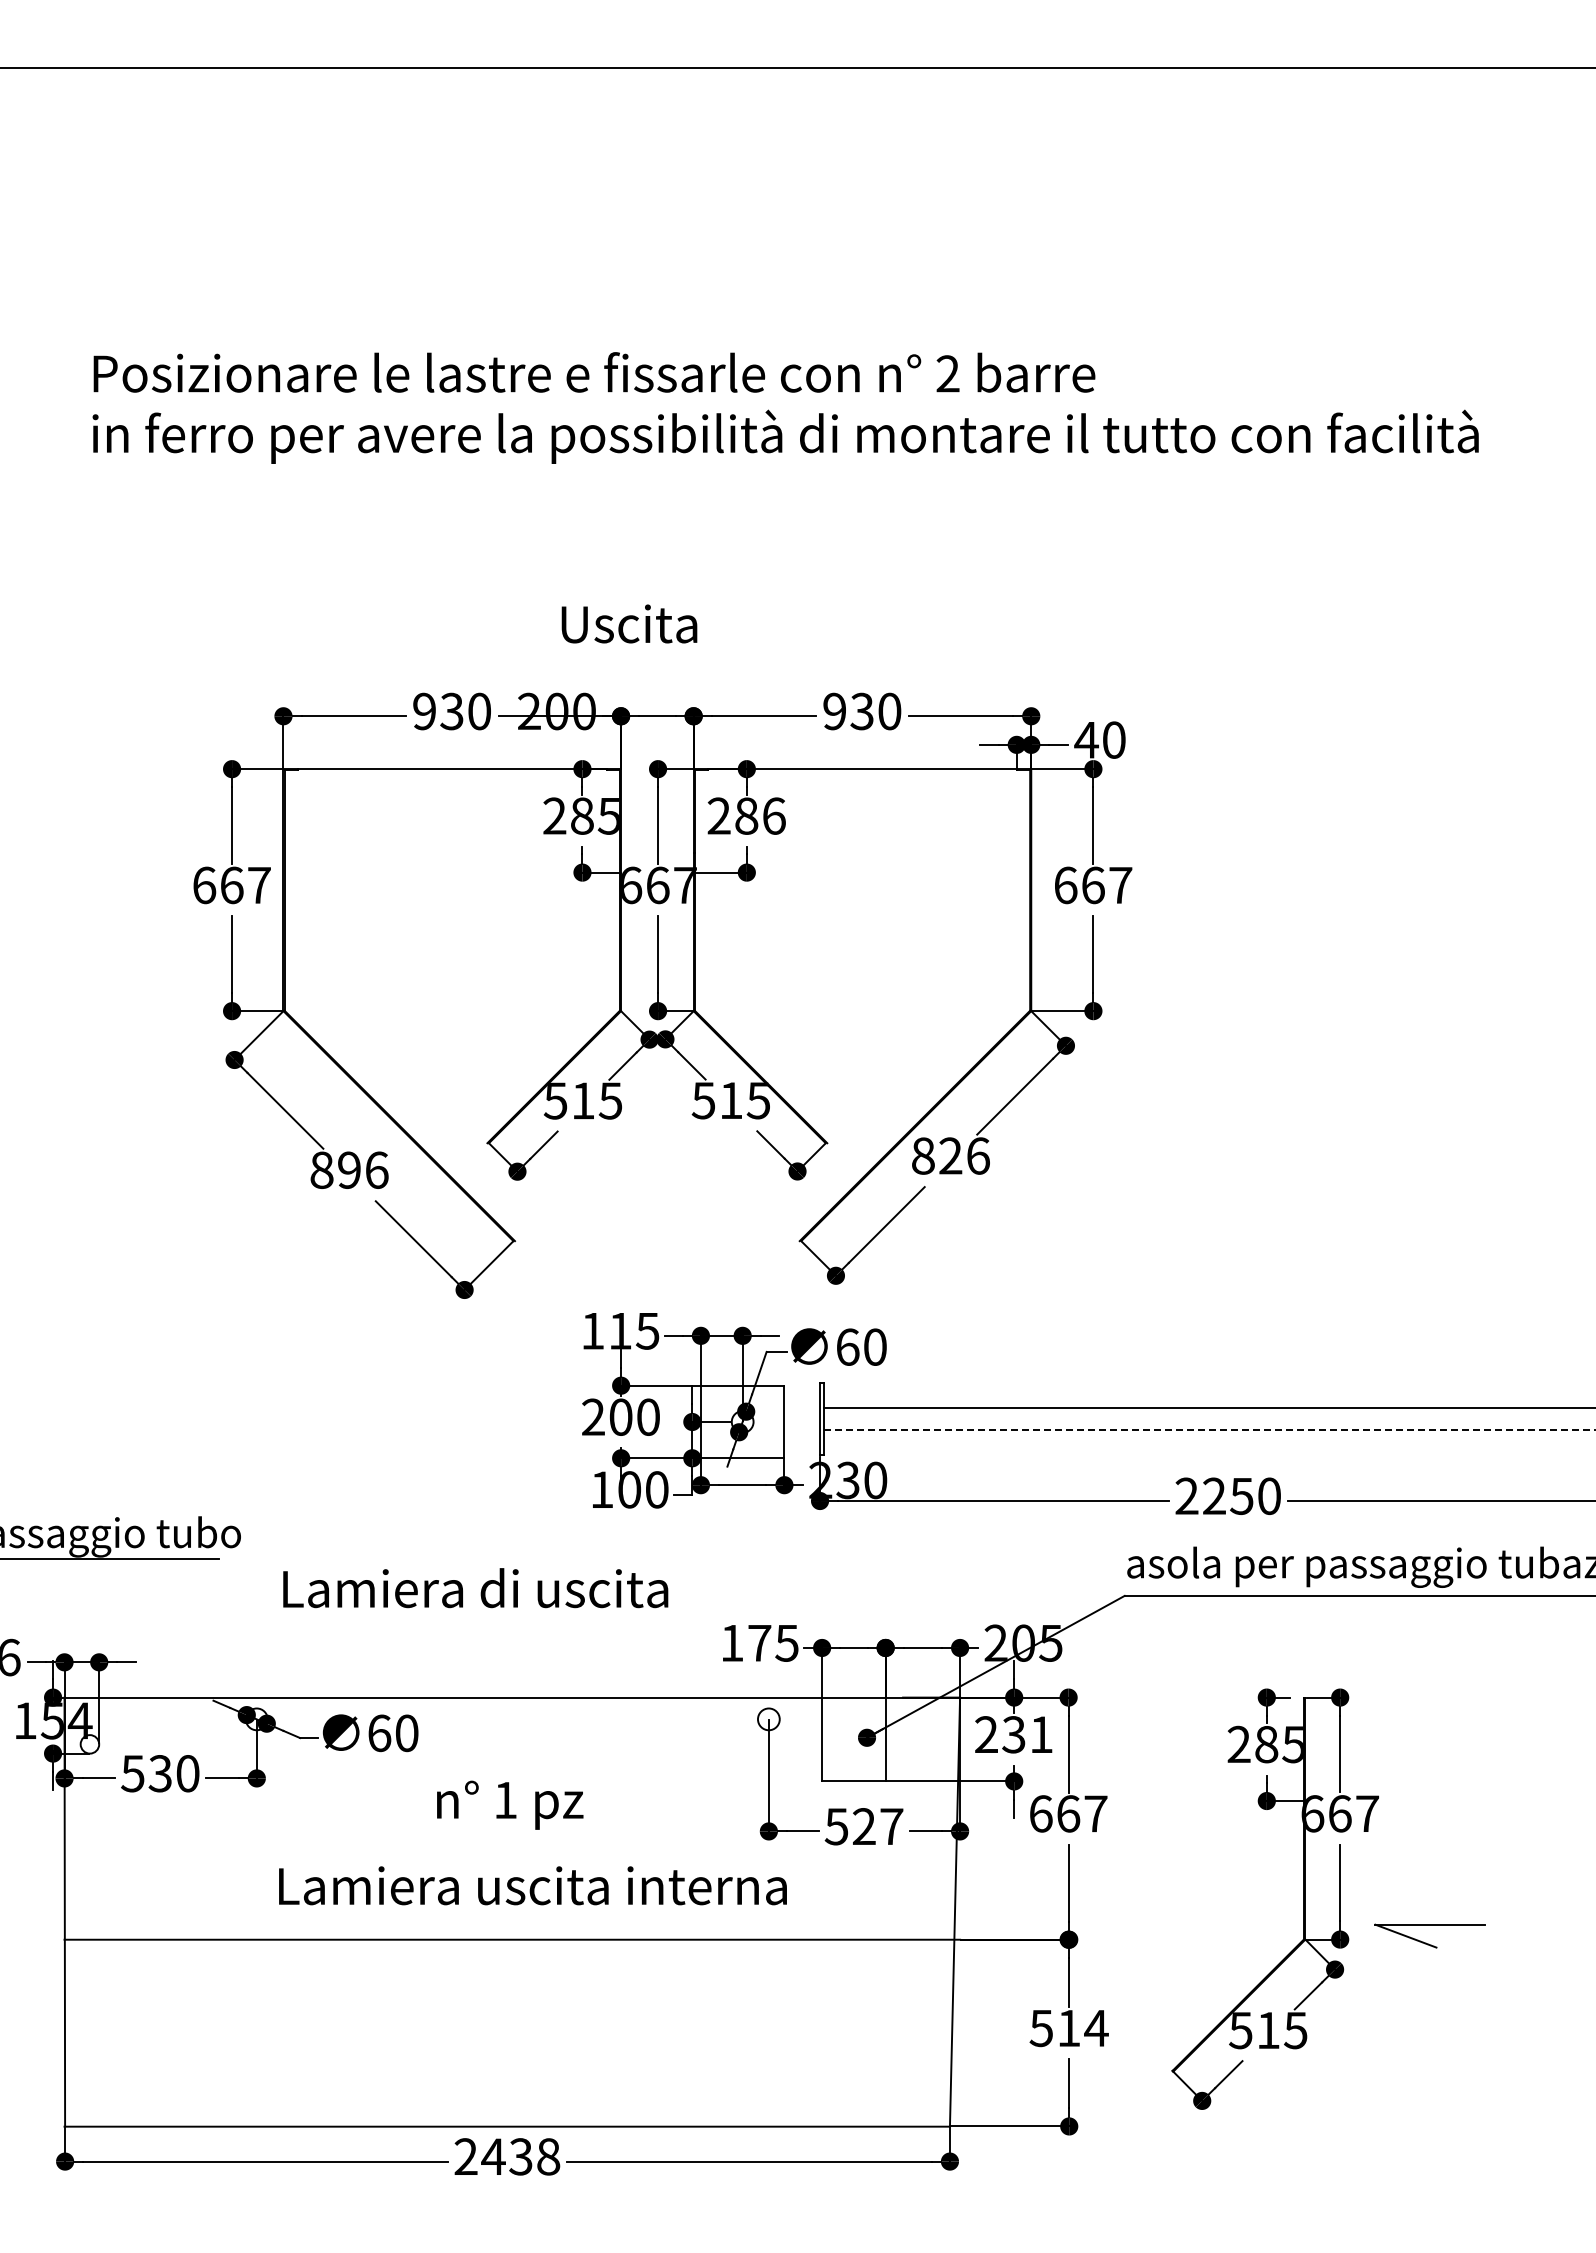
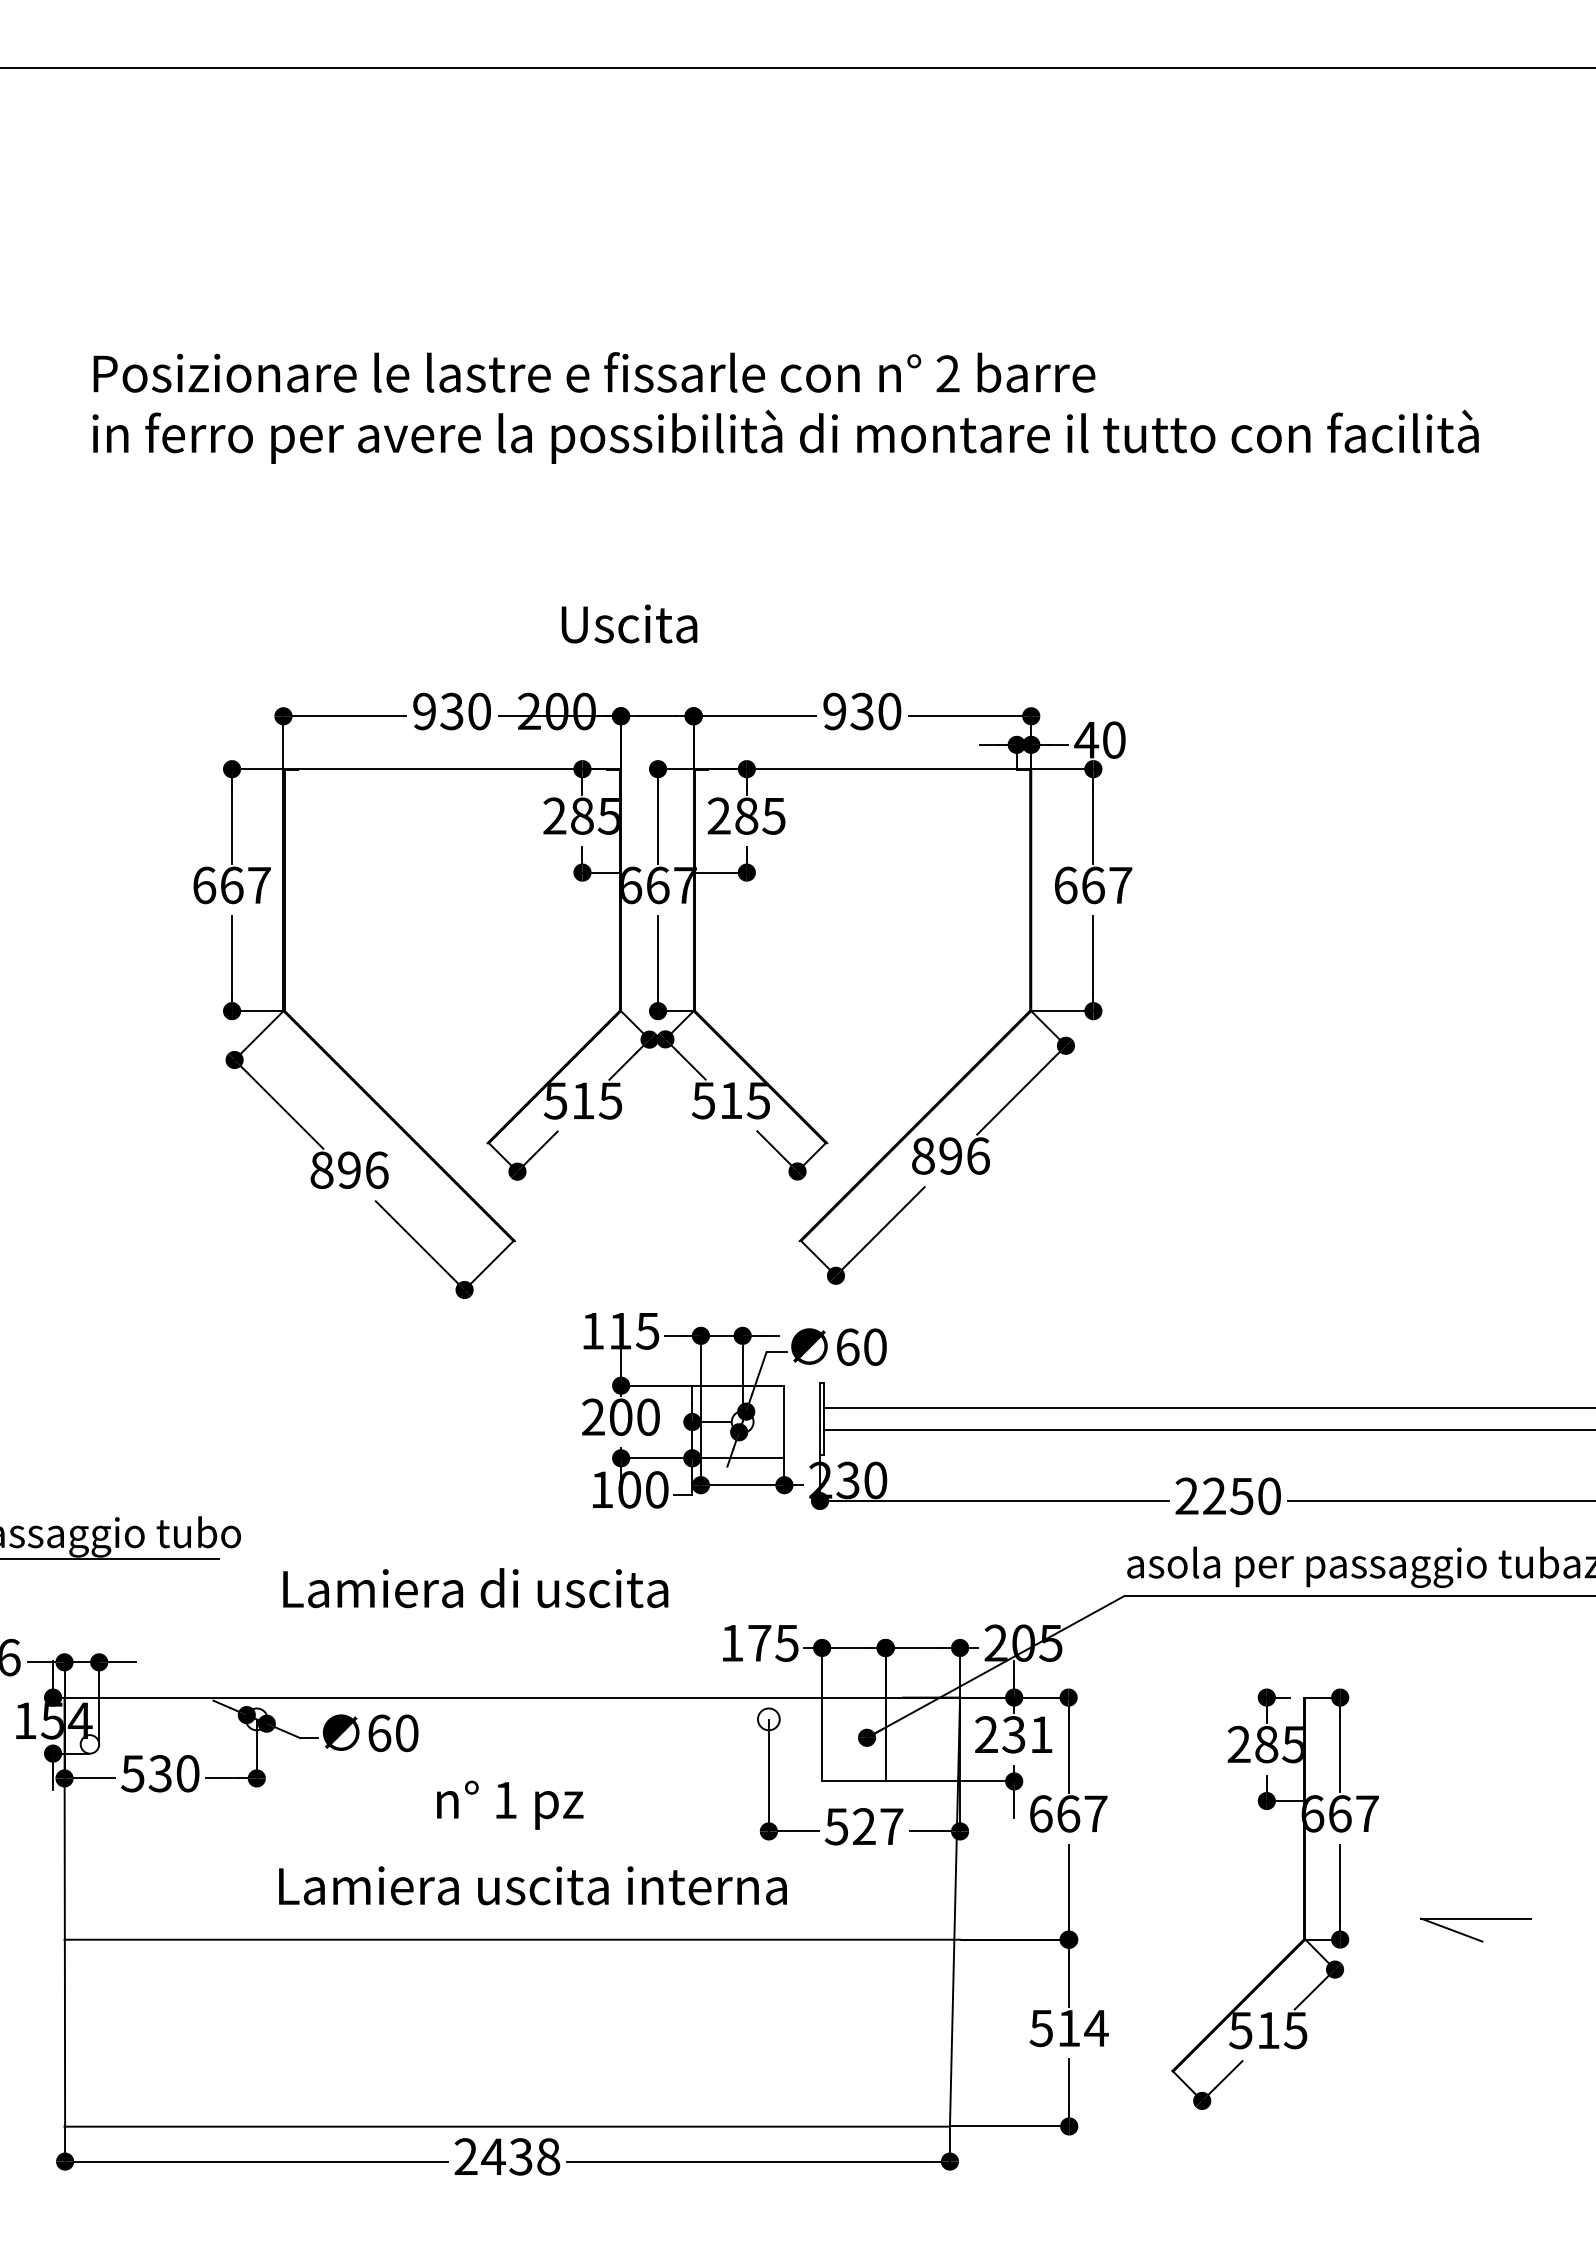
text: 286 -> 285 (773, 815)
text: 826 -> 896 (950, 1156)
line: dashed -> solid (1209, 1430)
part position: (1426, 1942) -> (1472, 1936) (1472, 1936)
